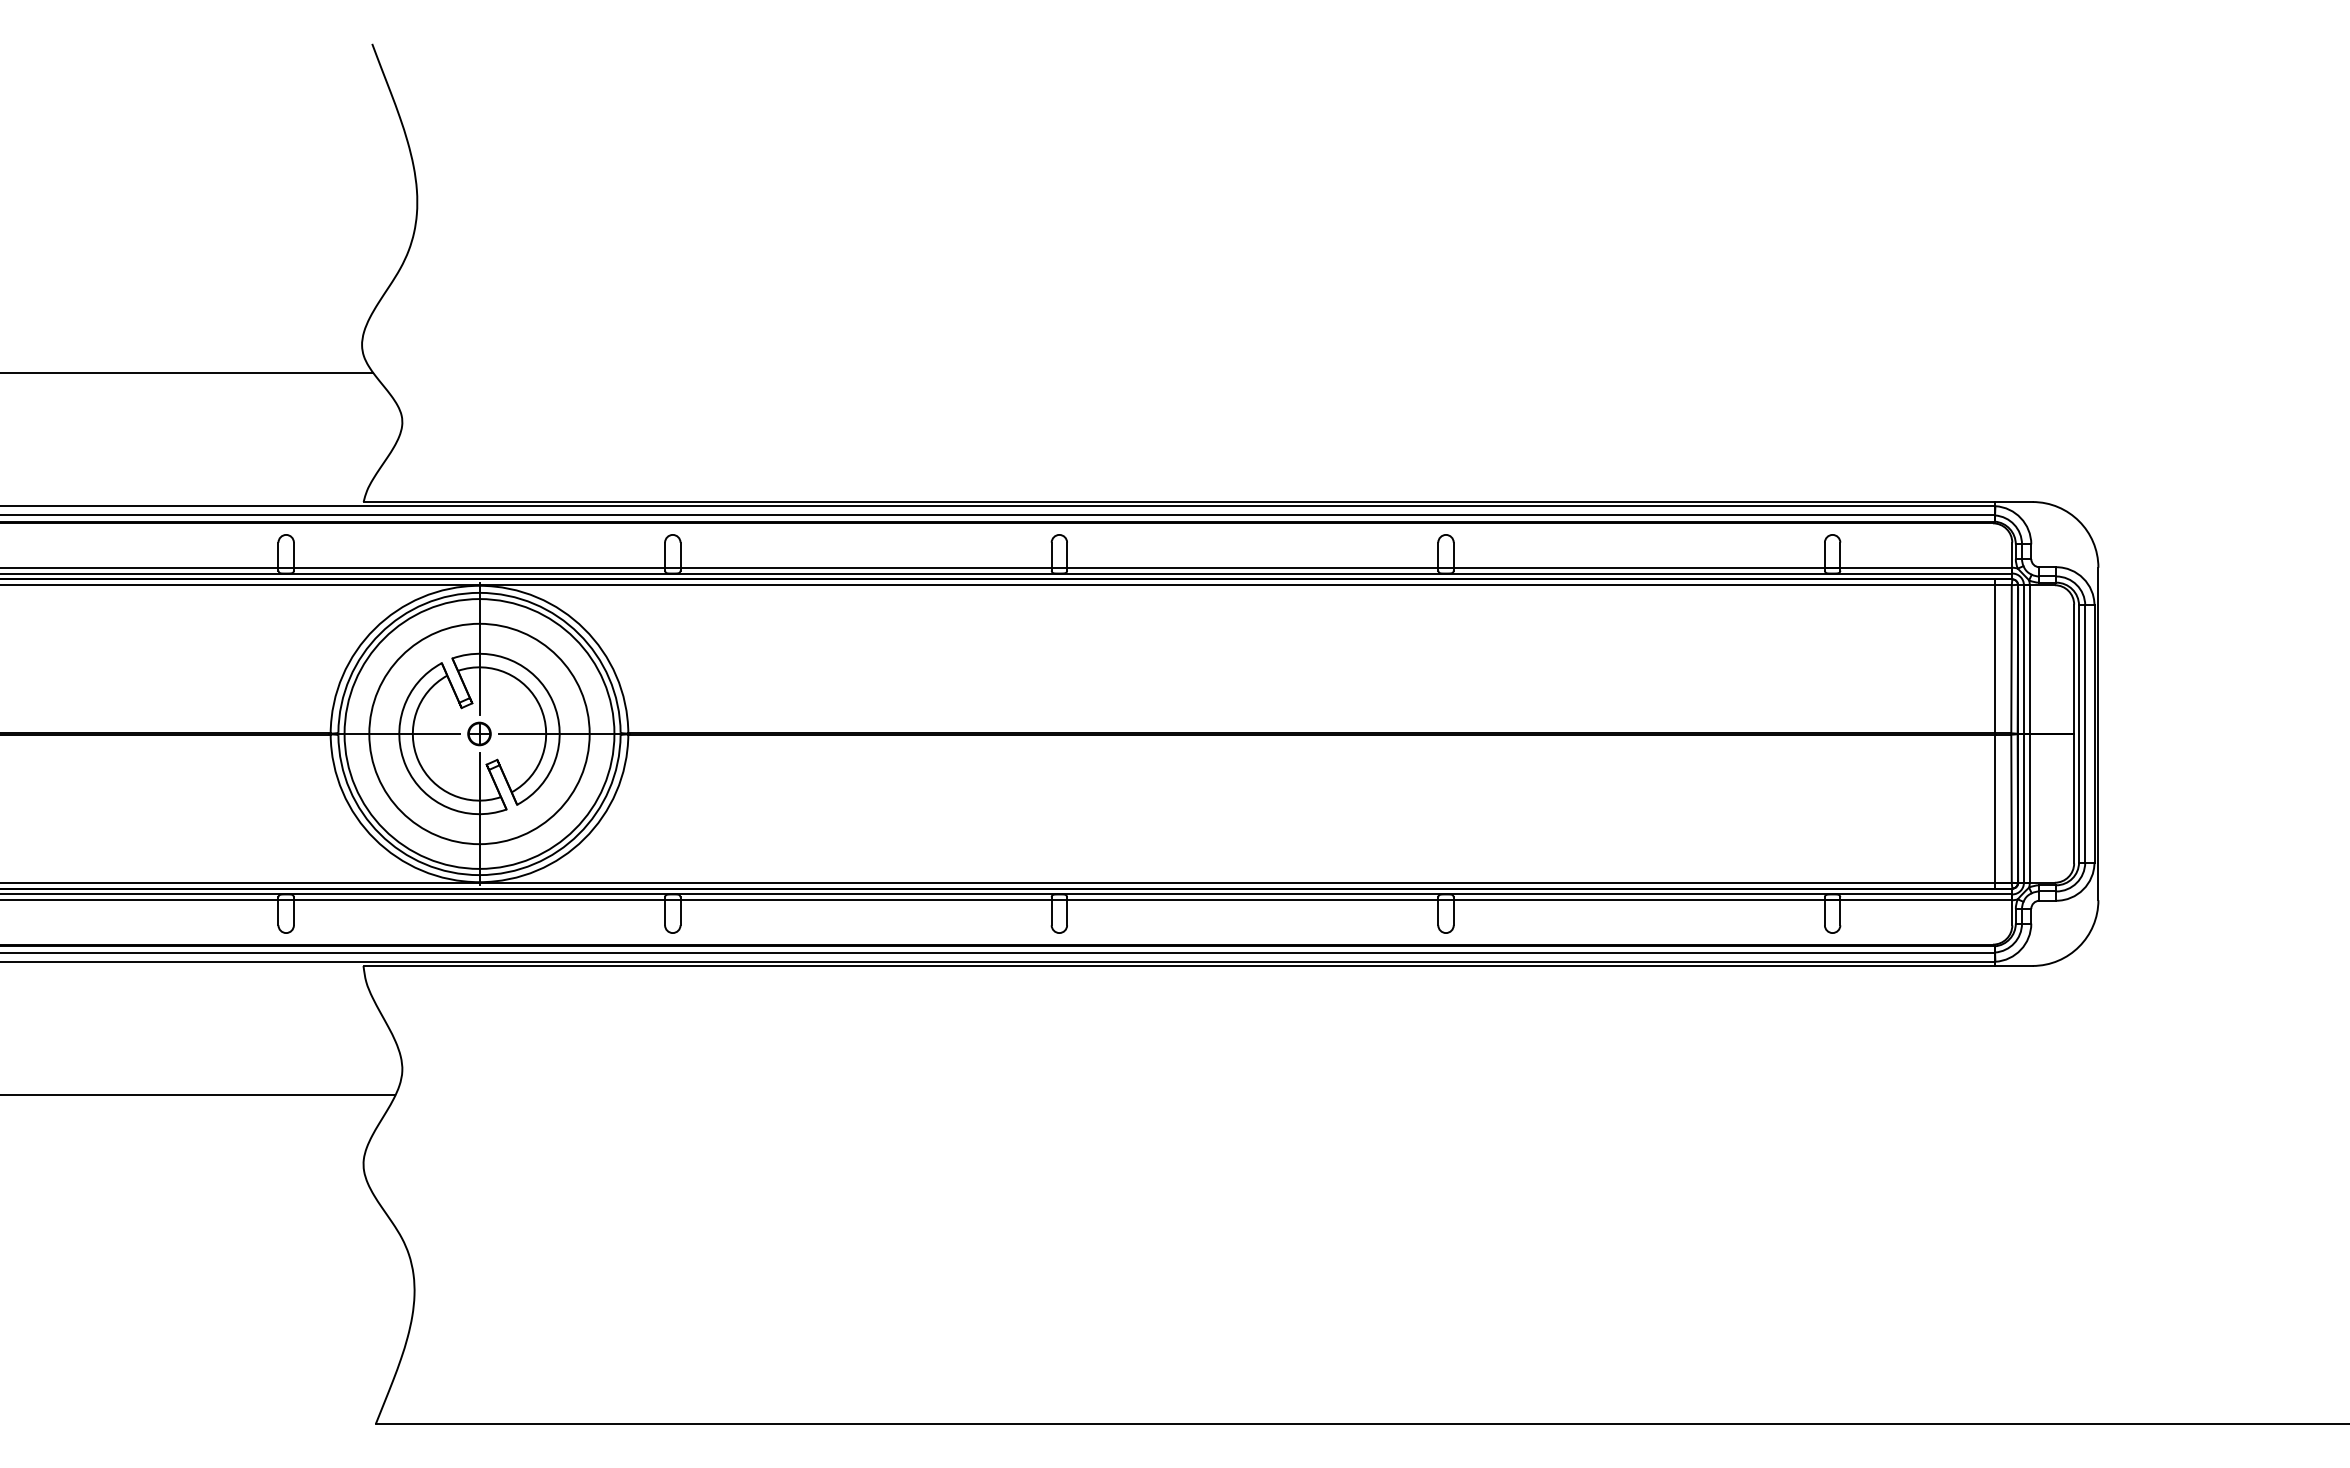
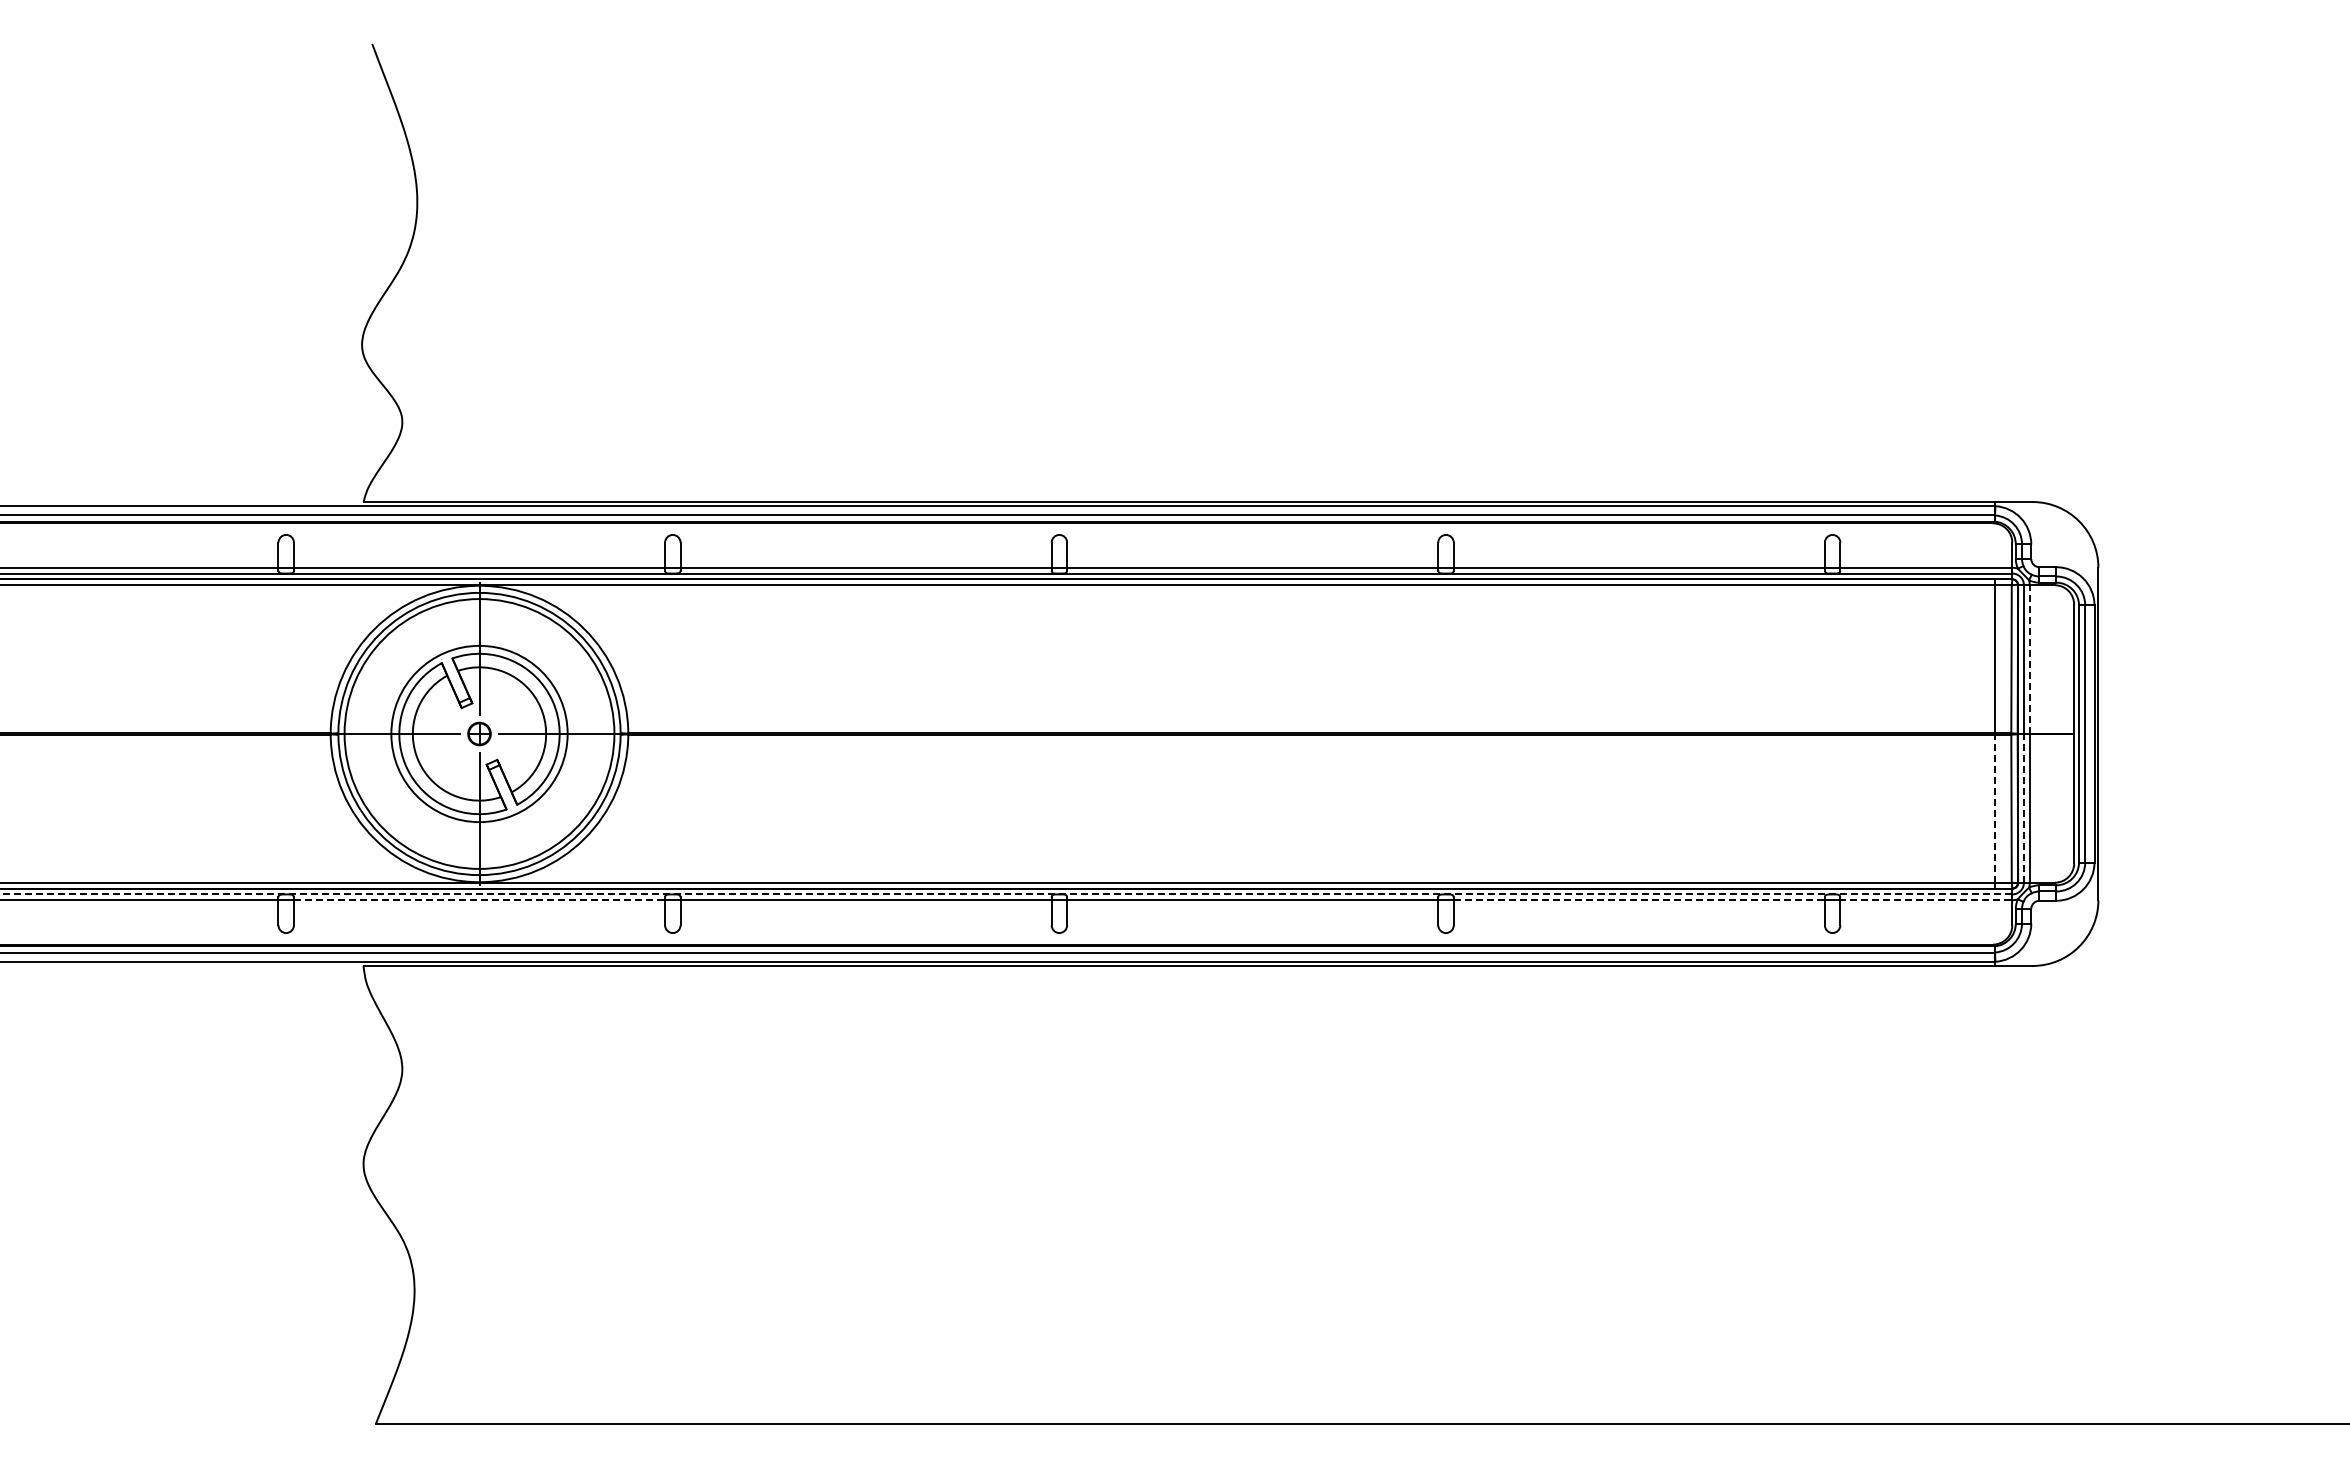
line: present -> none (187, 372)
line: solid -> dashed (2029, 659)
circle diameter: 220 px -> 176 px (479, 733)
line: solid -> dashed (2023, 807)
line: solid -> dashed (1994, 808)
line: solid -> dashed (1006, 894)
line: solid -> dashed (479, 900)
line: solid -> dashed (1733, 900)
line: present -> none (198, 1095)
